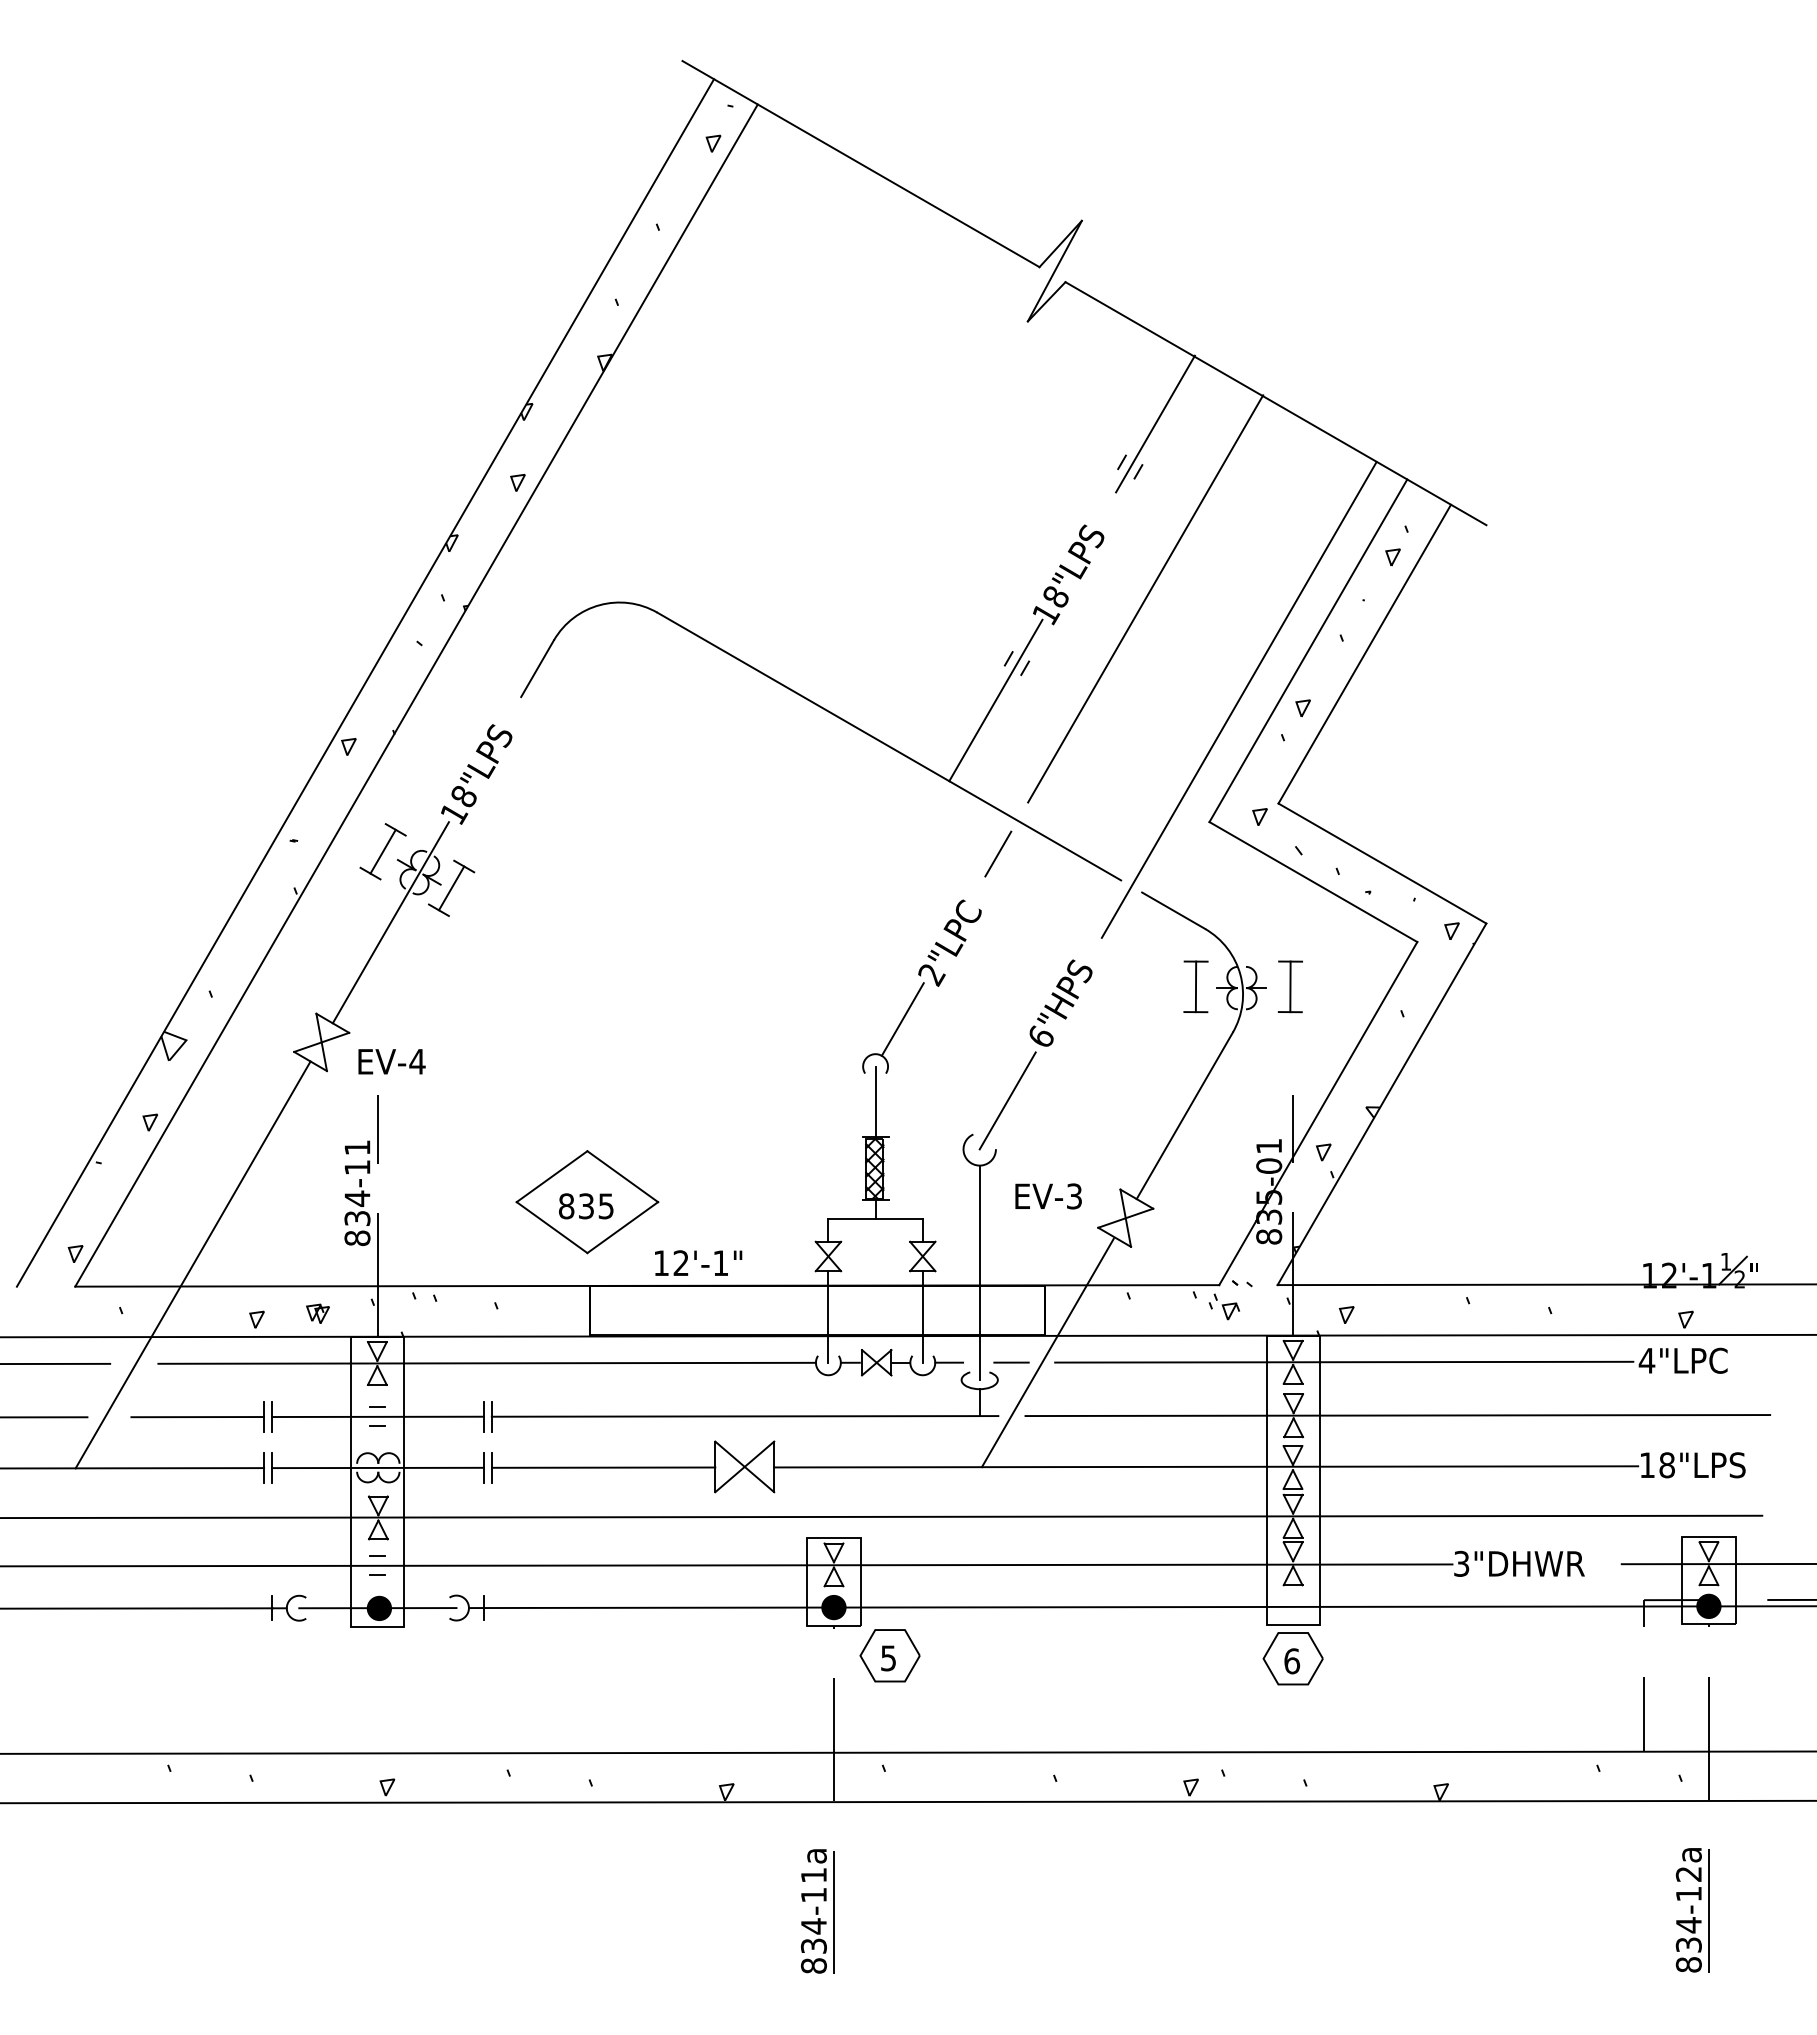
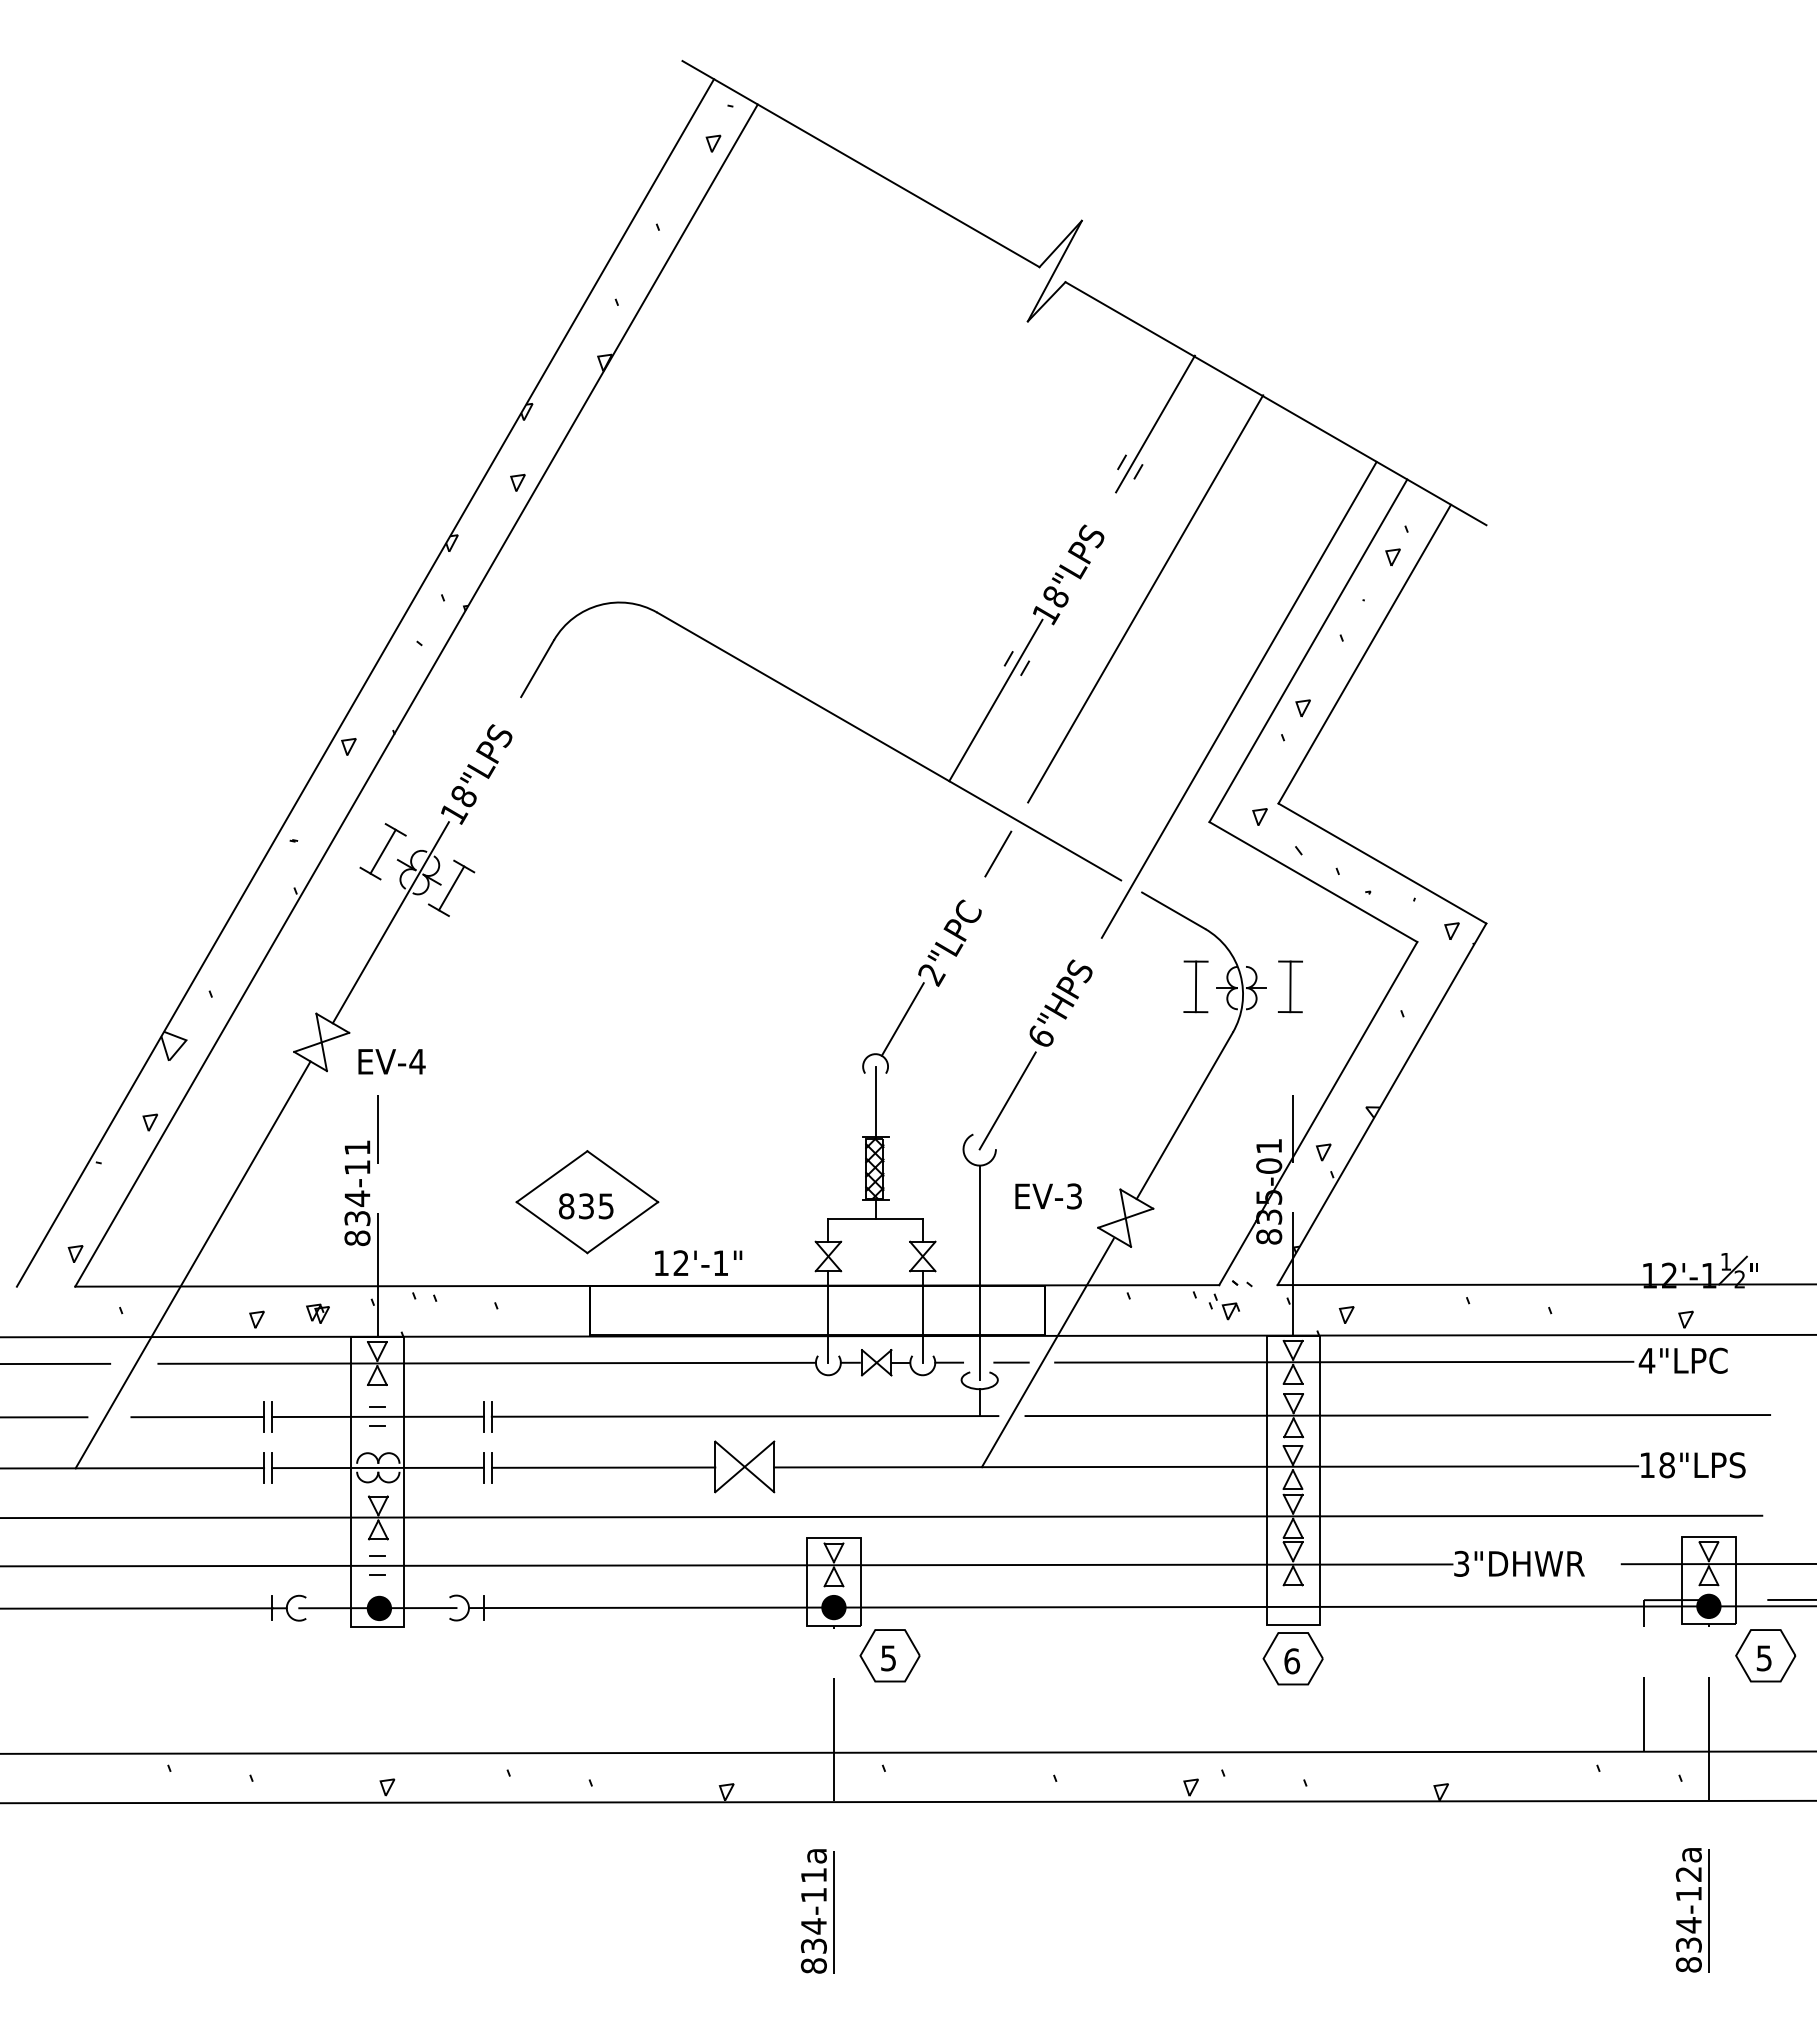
part: none -> present (1765, 1655)
